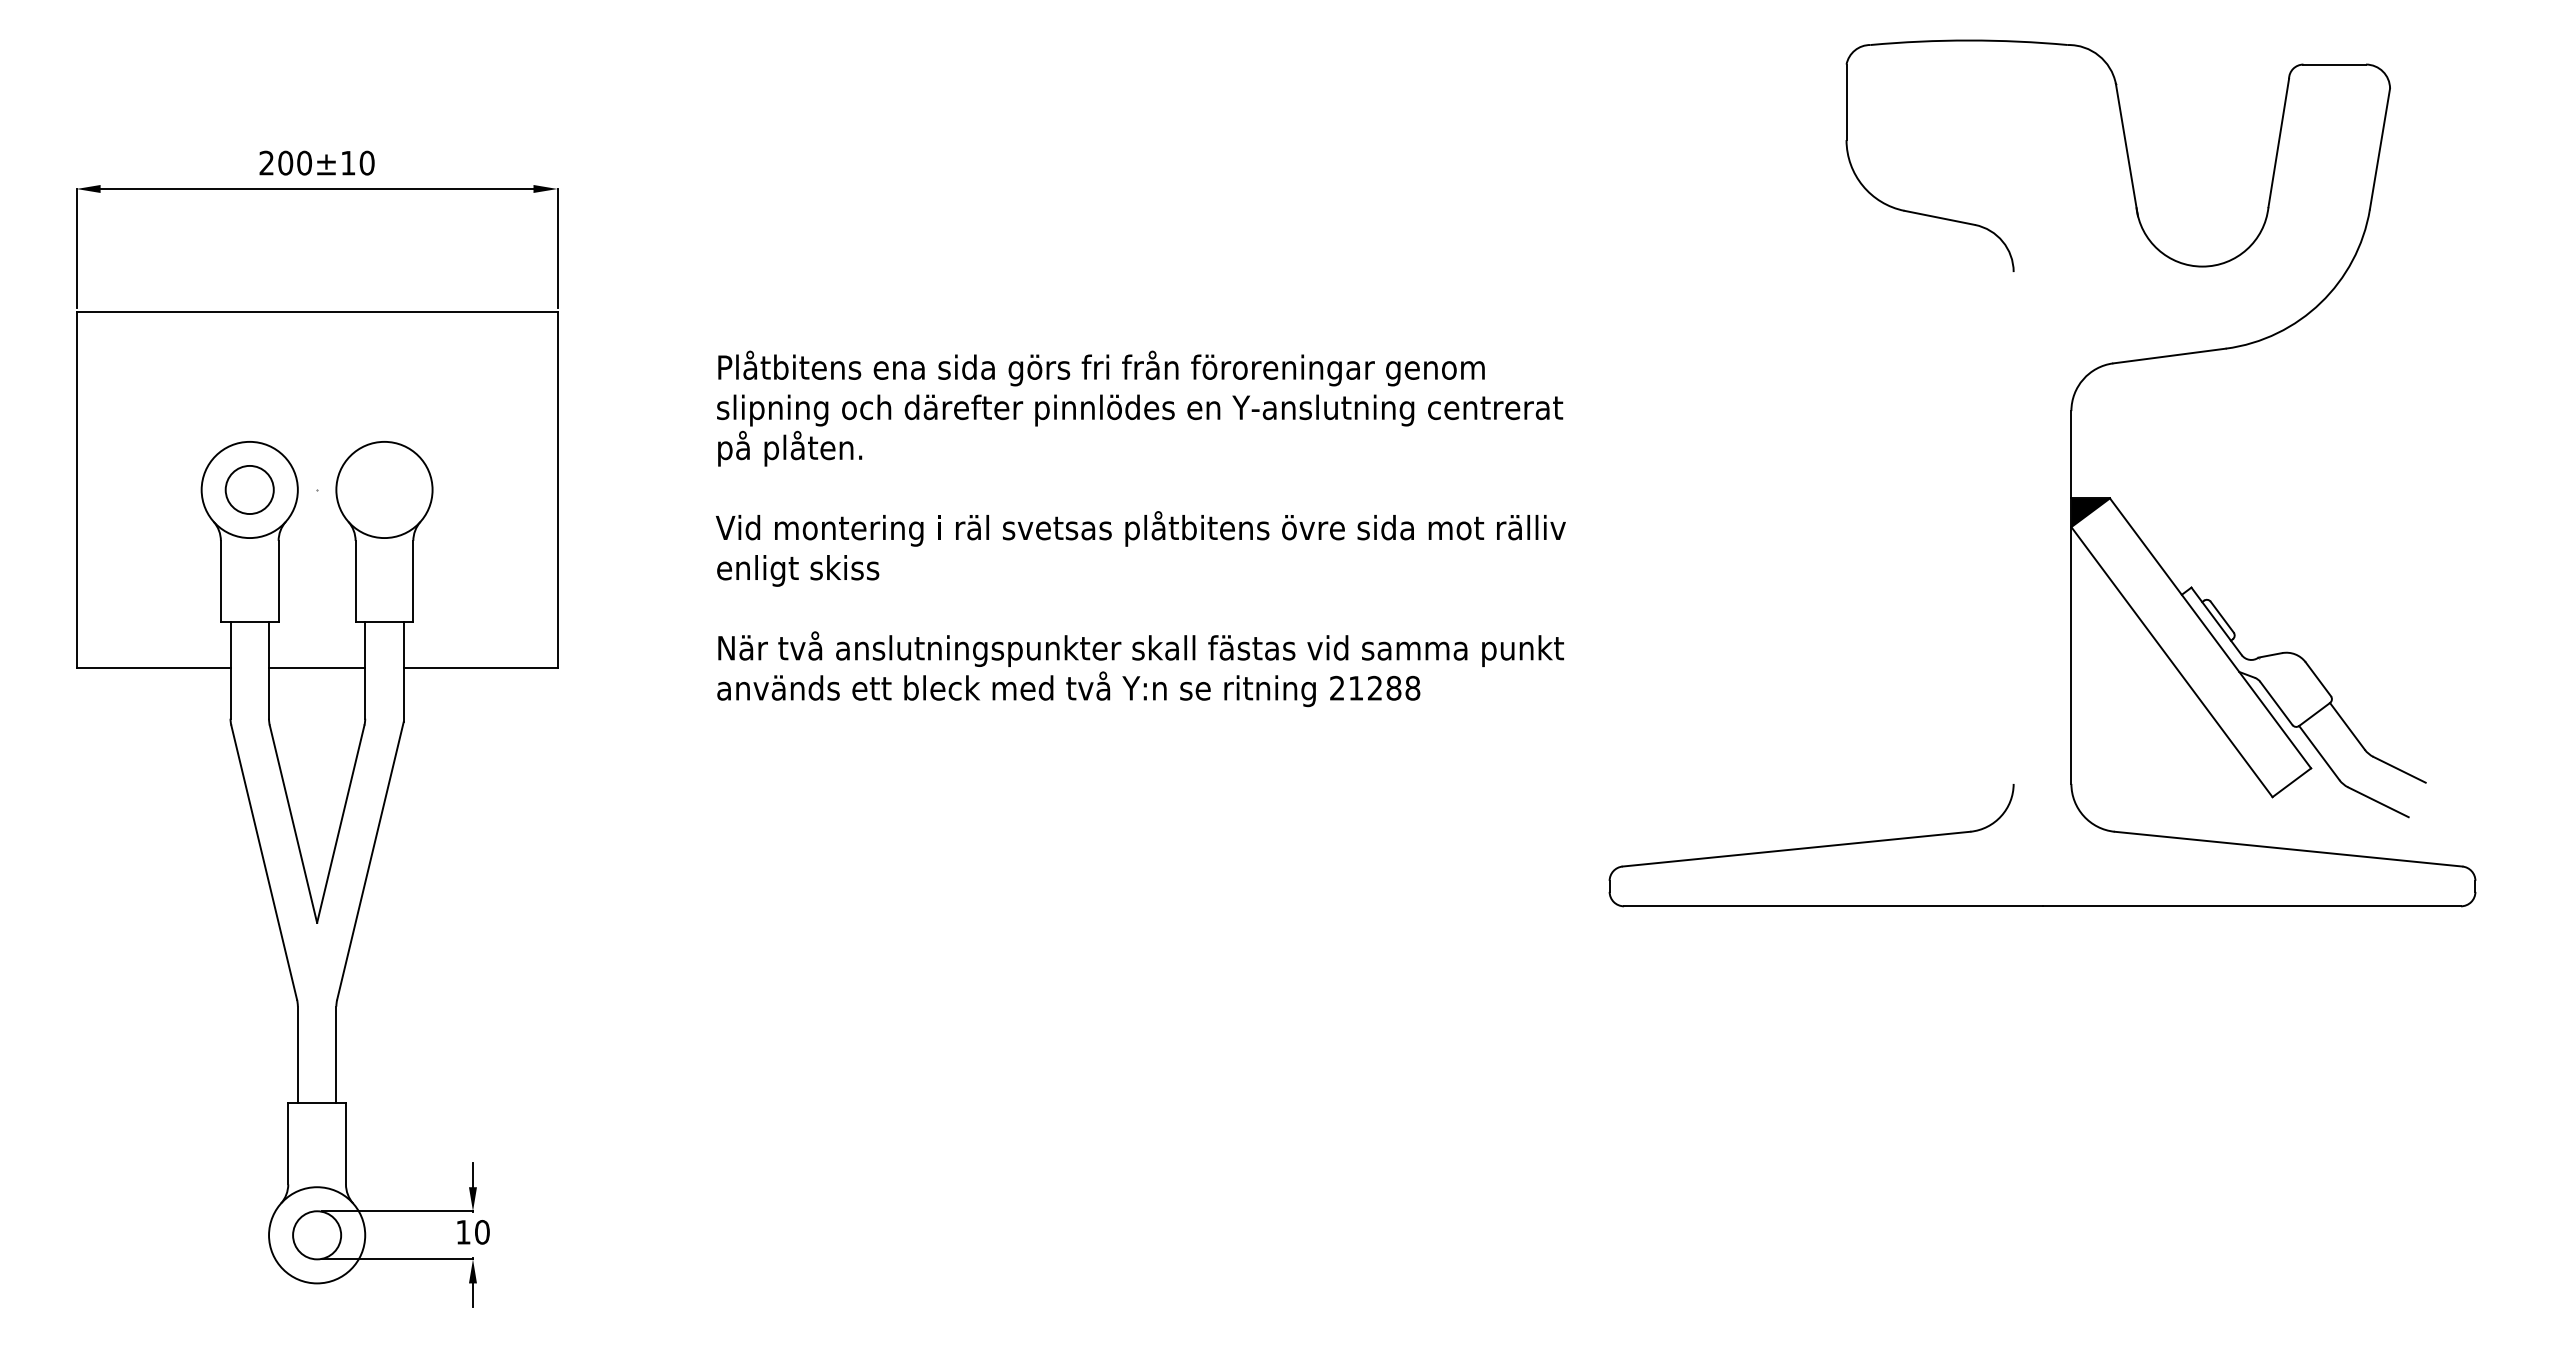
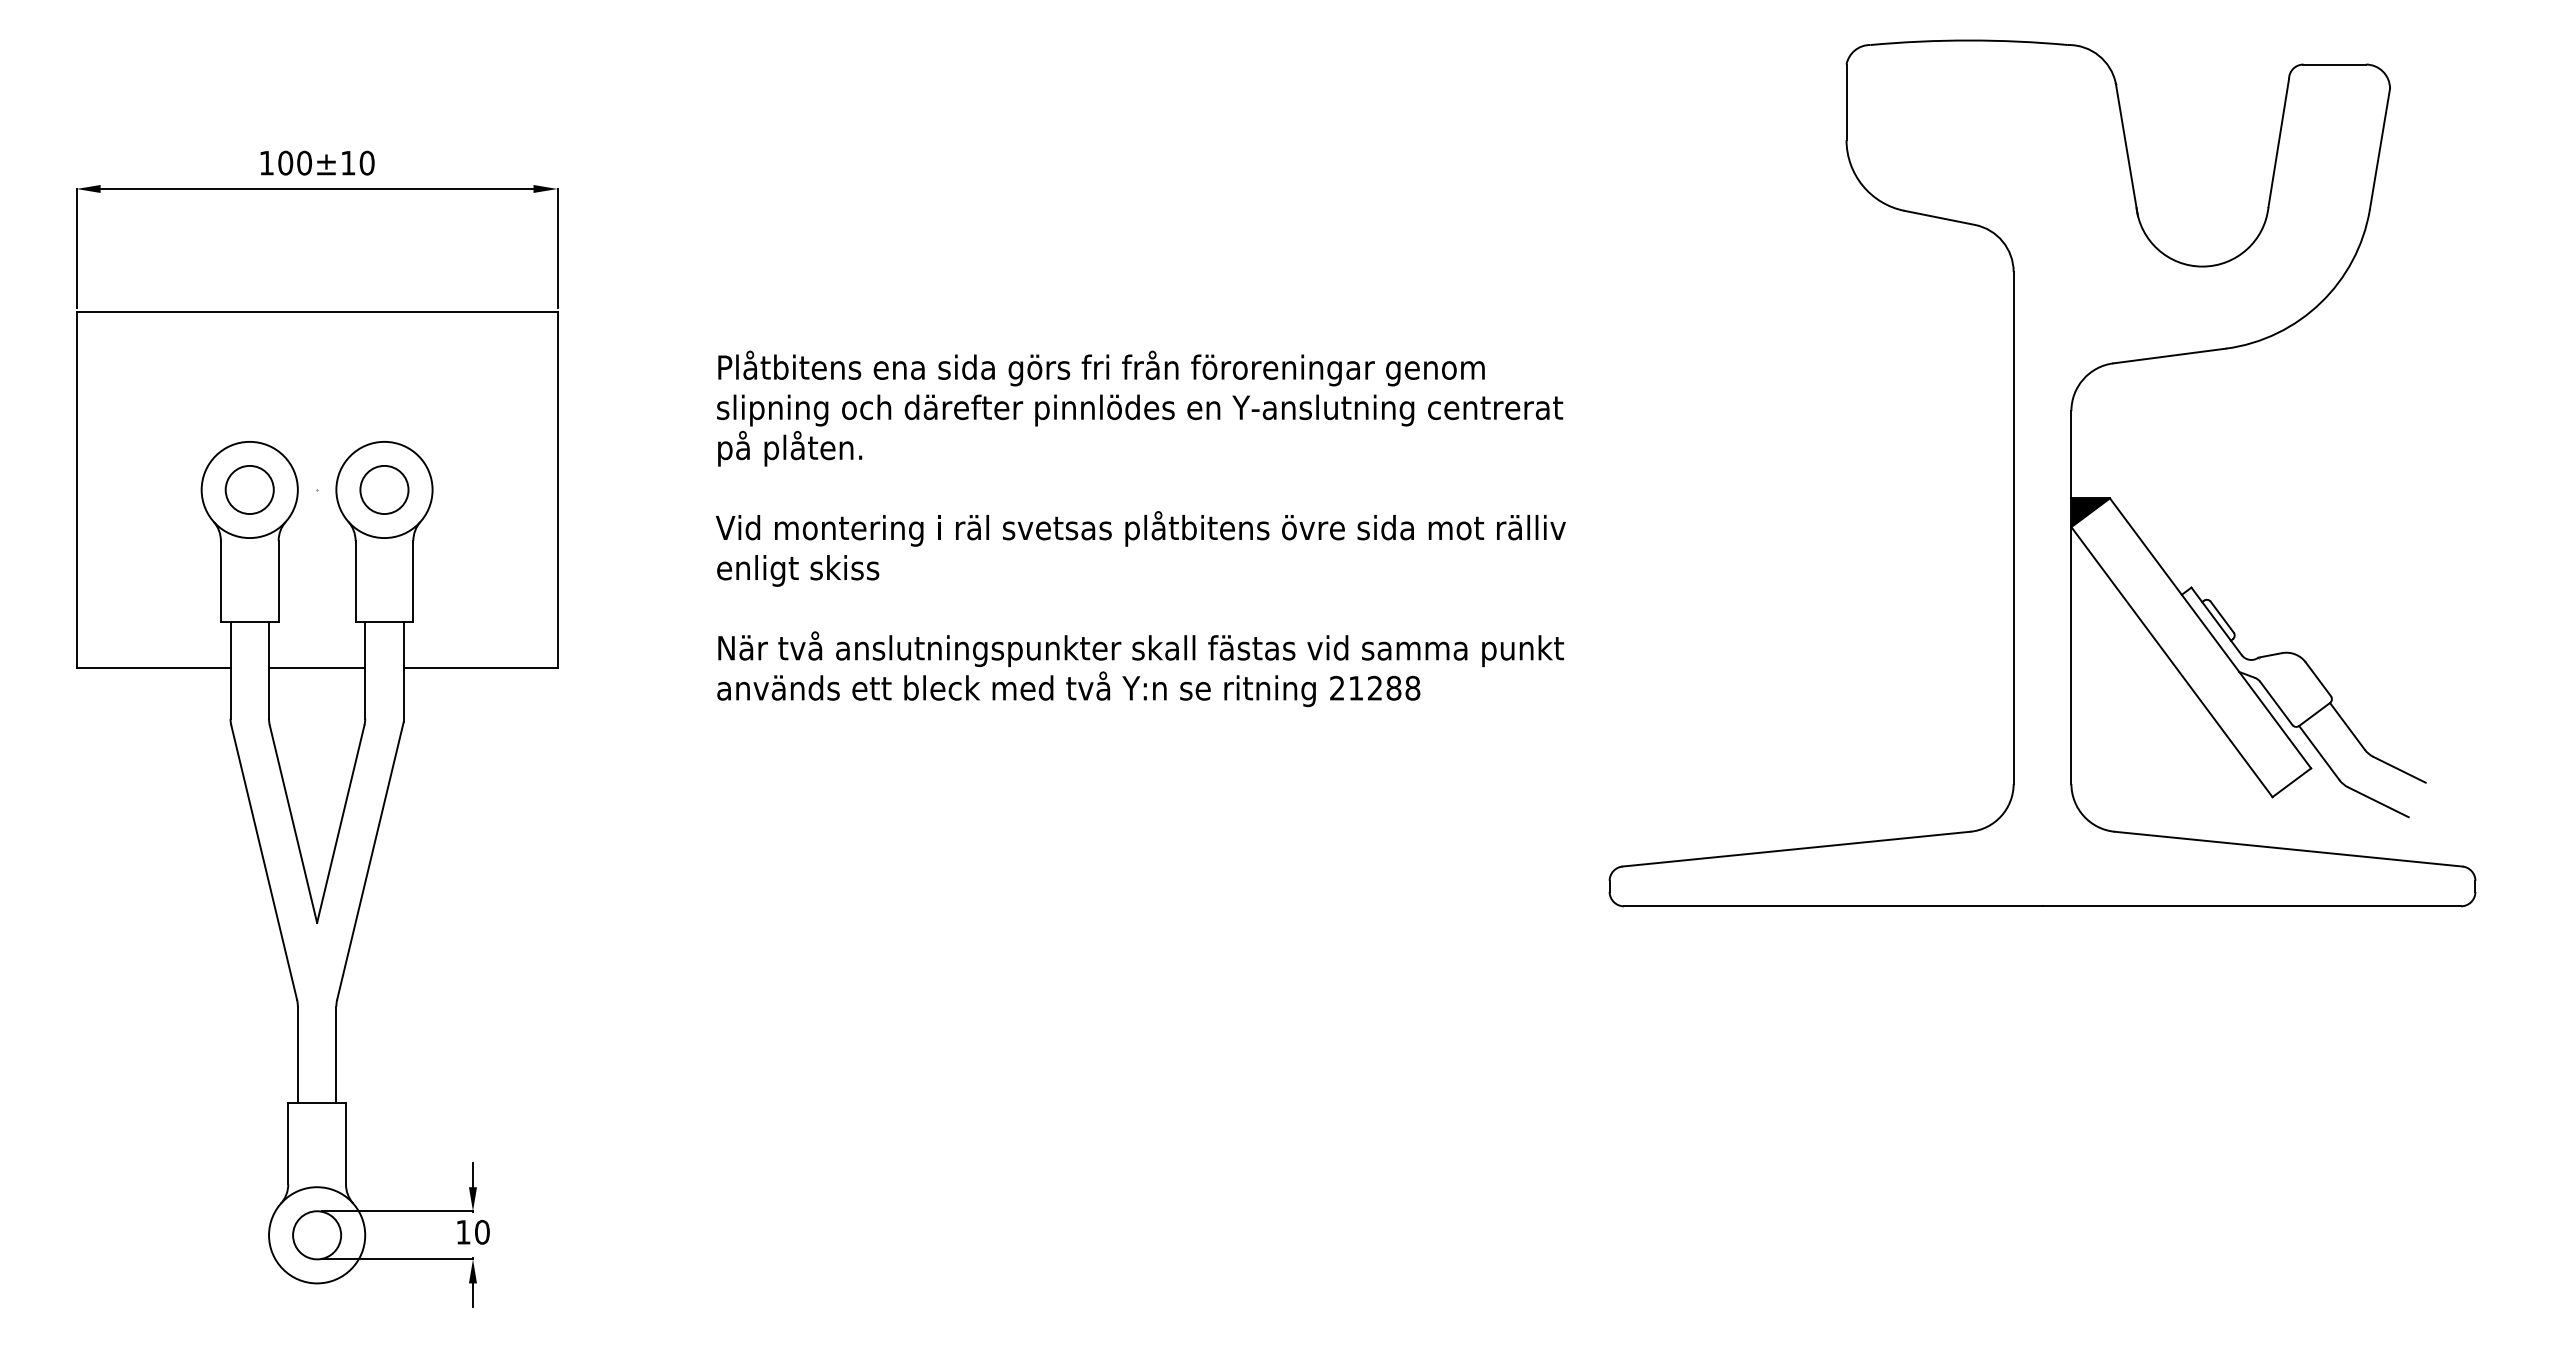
text: 200±10 -> 100±10 (266, 162)
circle: none -> present (384, 489)
line: none -> present (2013, 527)
